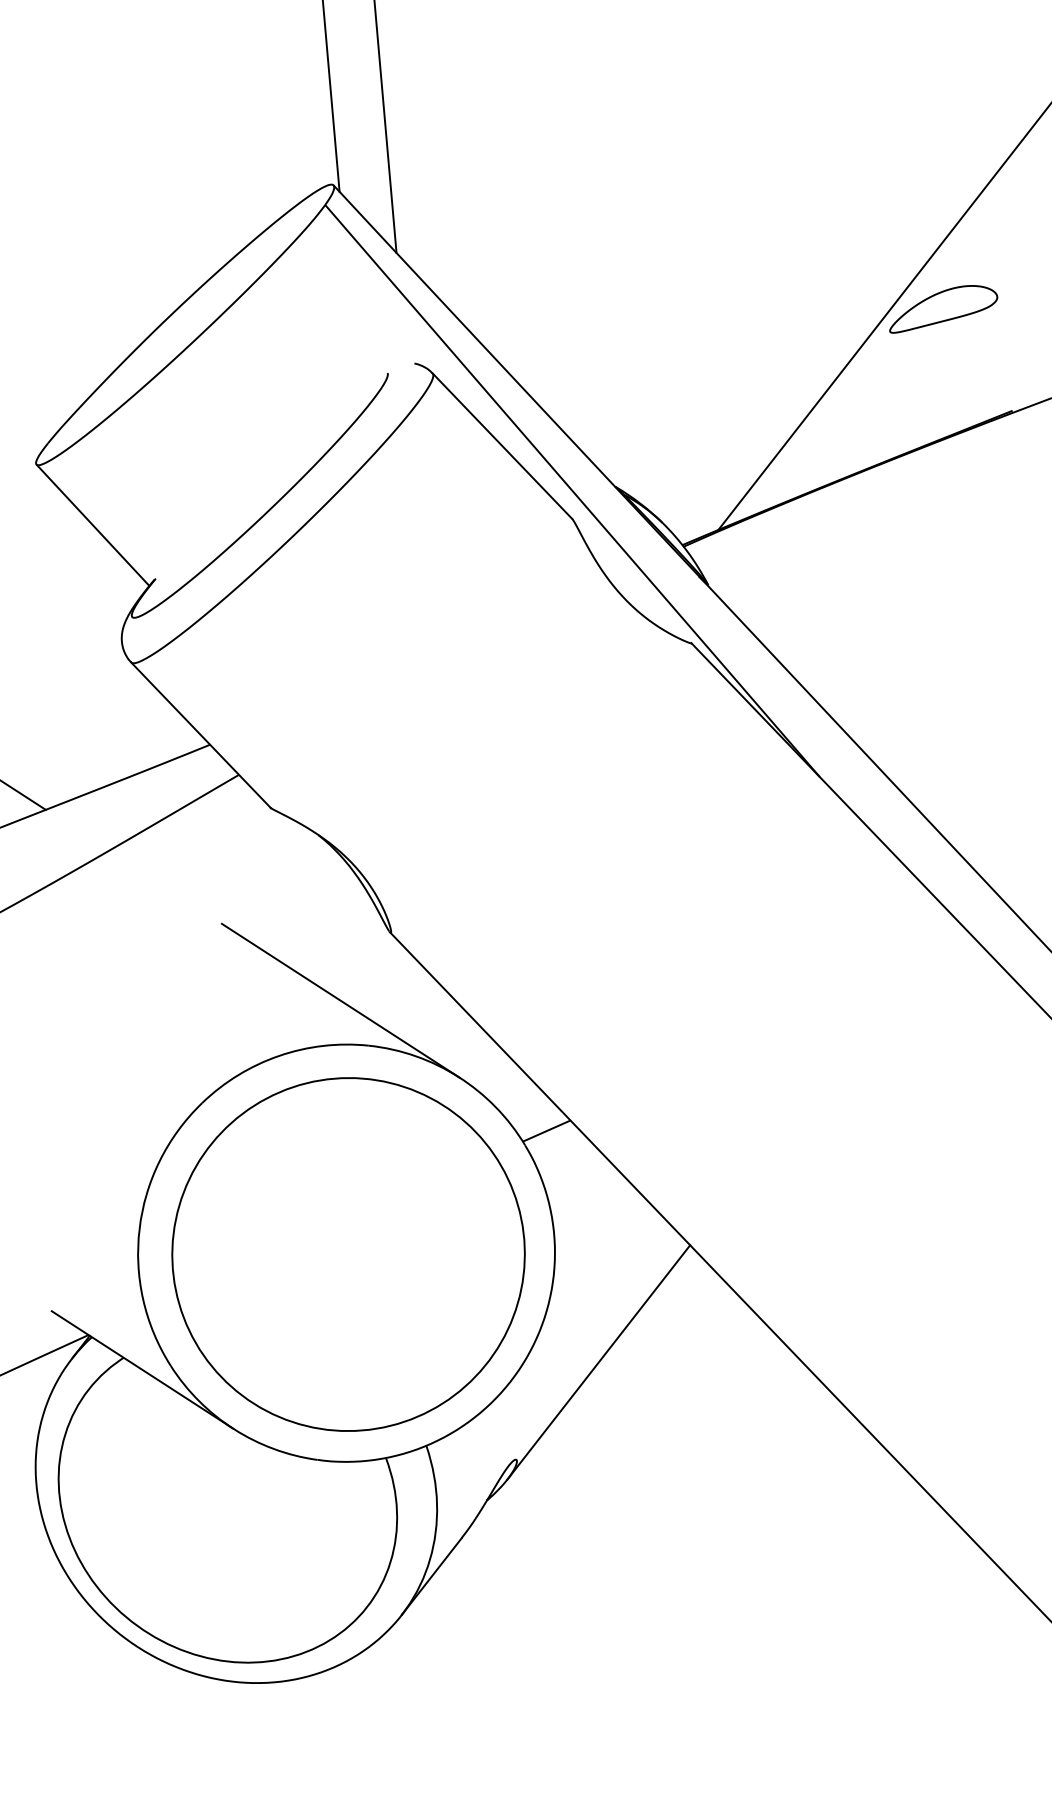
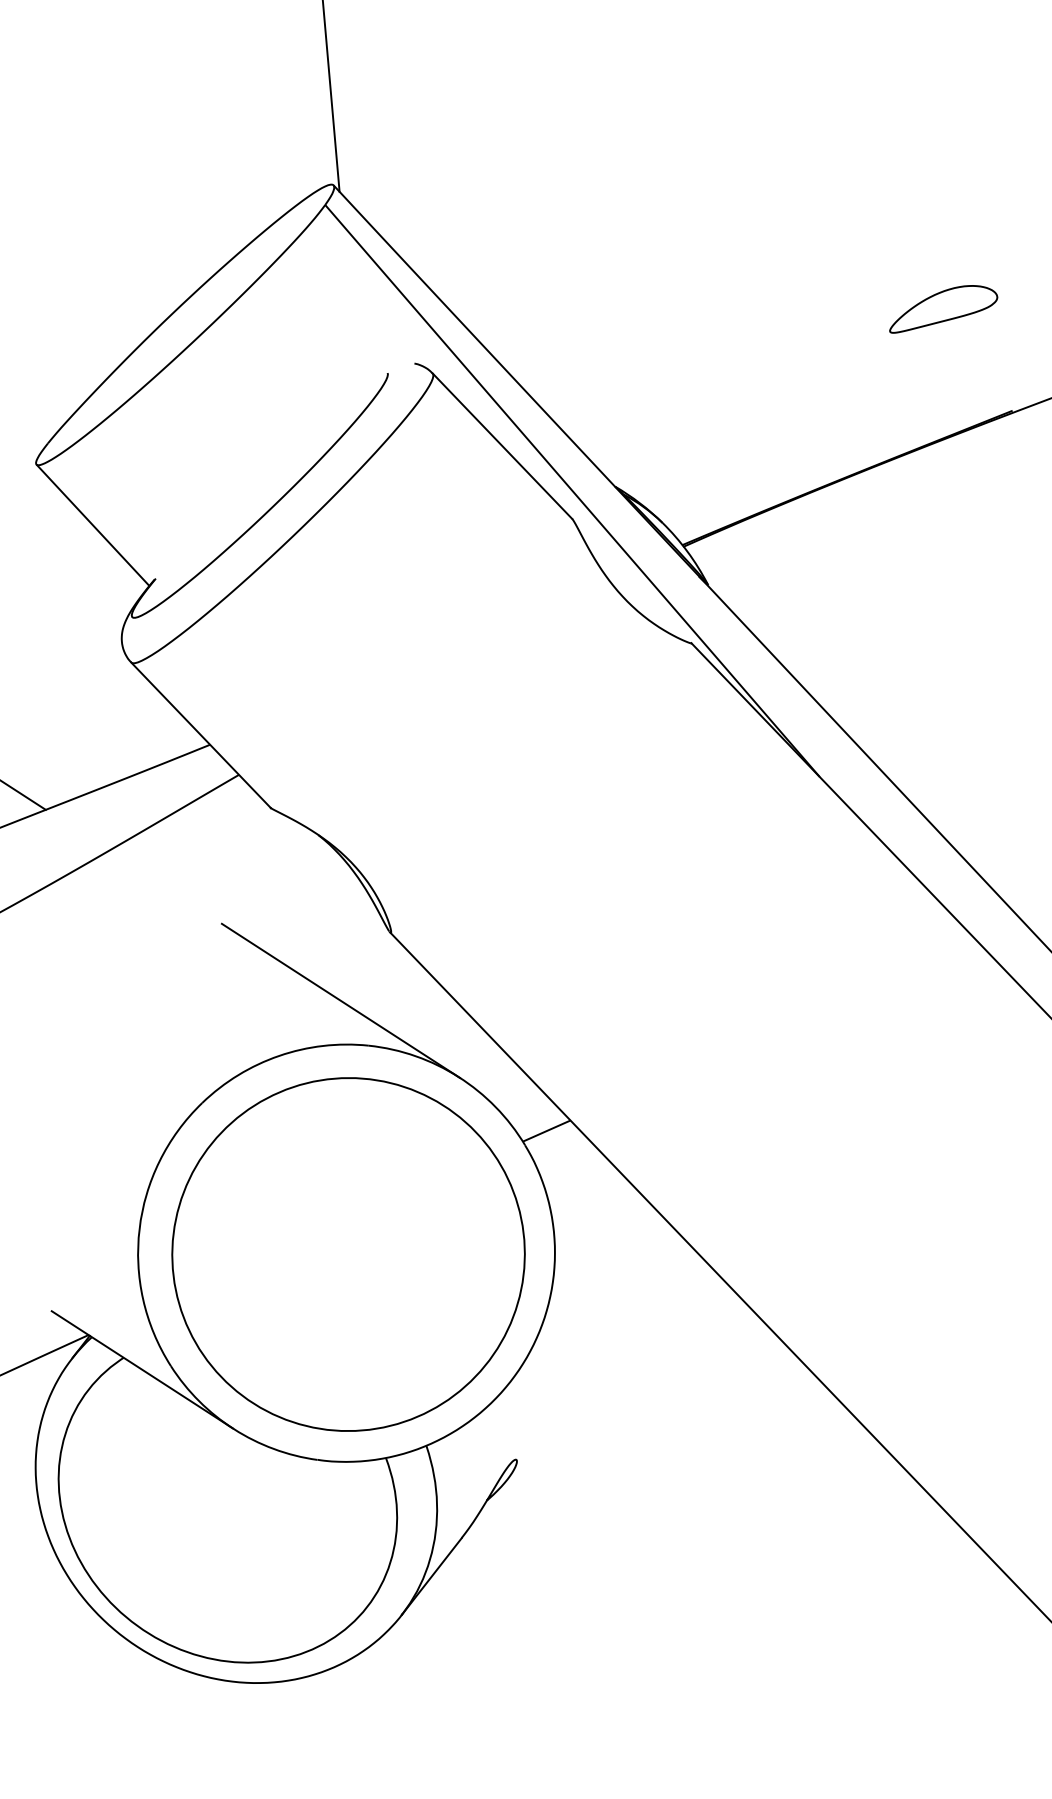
line: present -> none (385, 127)
line: present -> none (883, 317)
line: present -> none (598, 1362)
